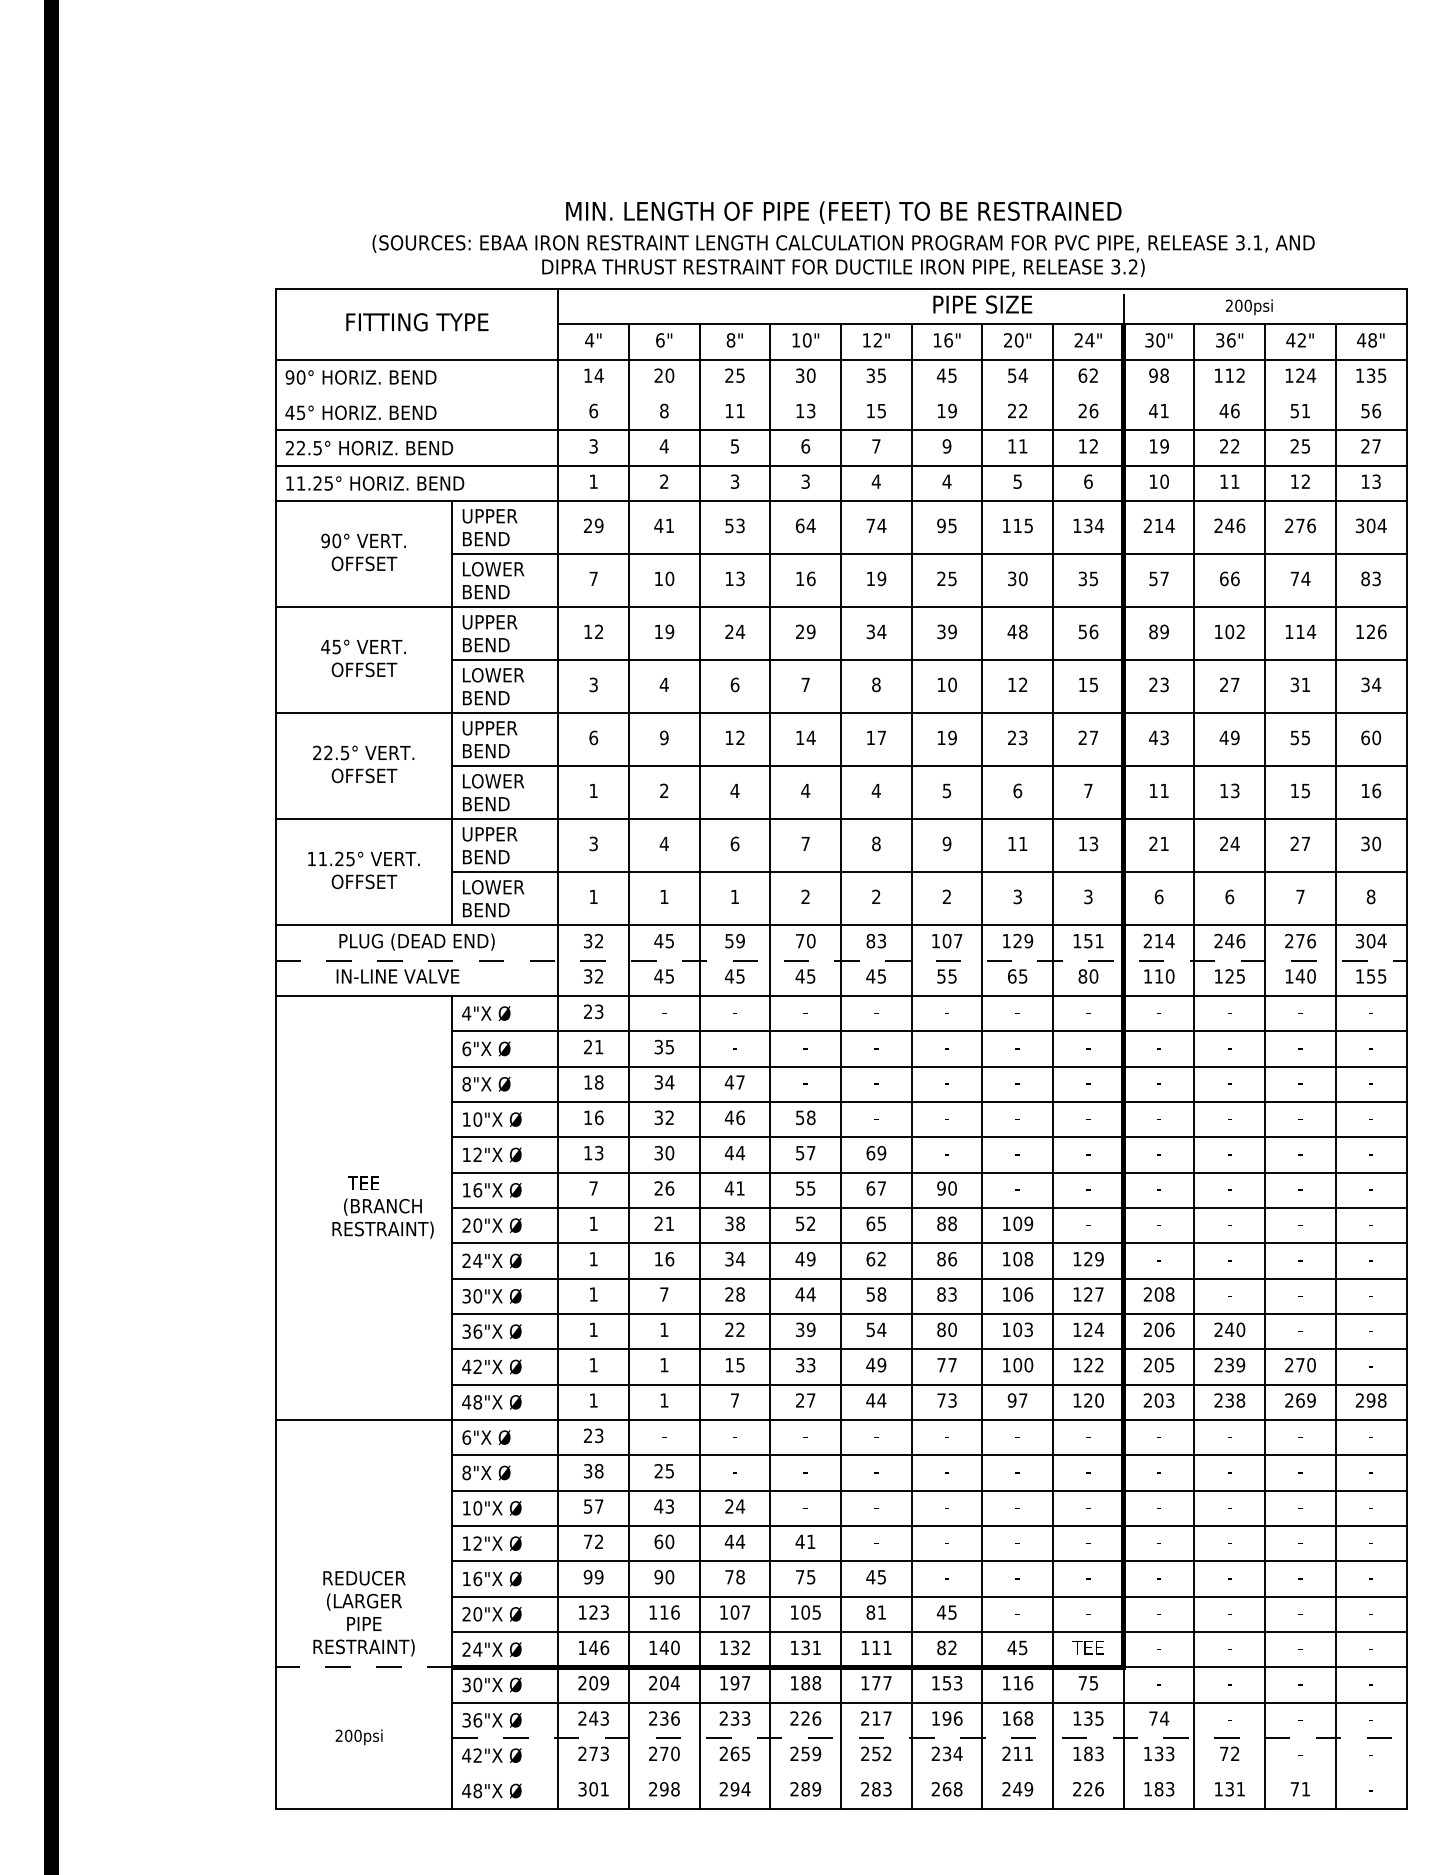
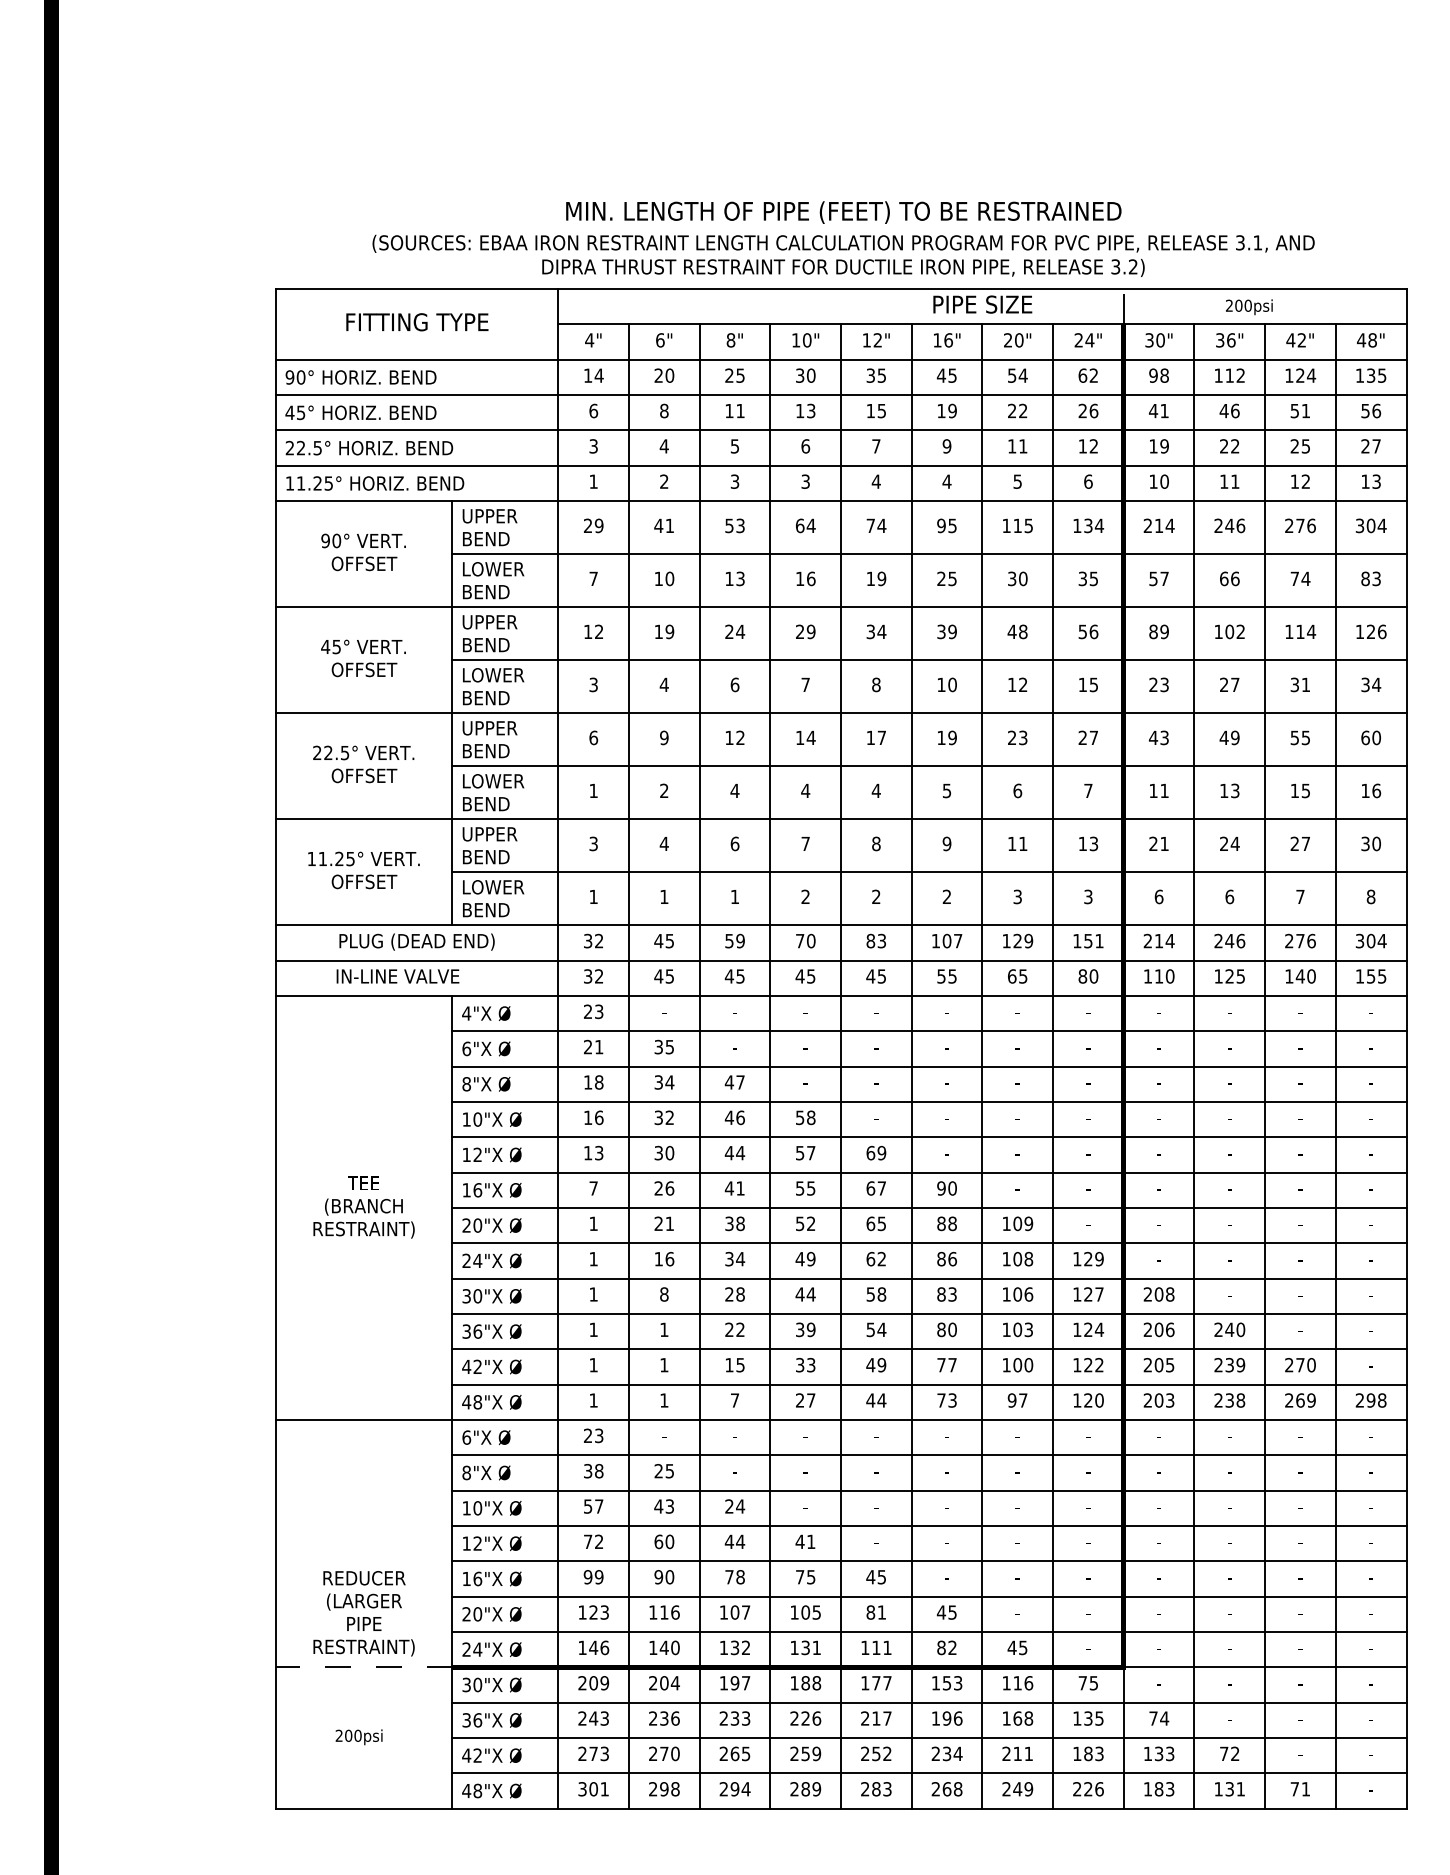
line: none -> present (840, 395)
line: dashed -> solid (841, 960)
text position: (382, 1218) -> (363, 1218) (363, 1218)
text: 7 -> 8 (664, 1294)
text: TEE -> - (1087, 1647)
line: dashed -> solid (929, 1738)
line: none -> present (929, 1773)
